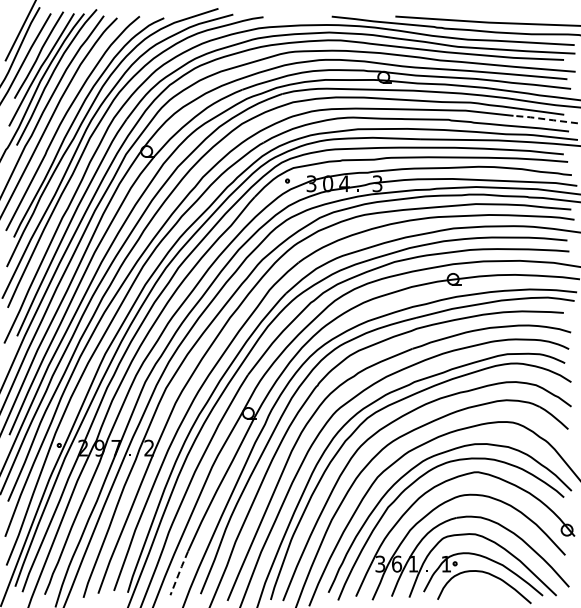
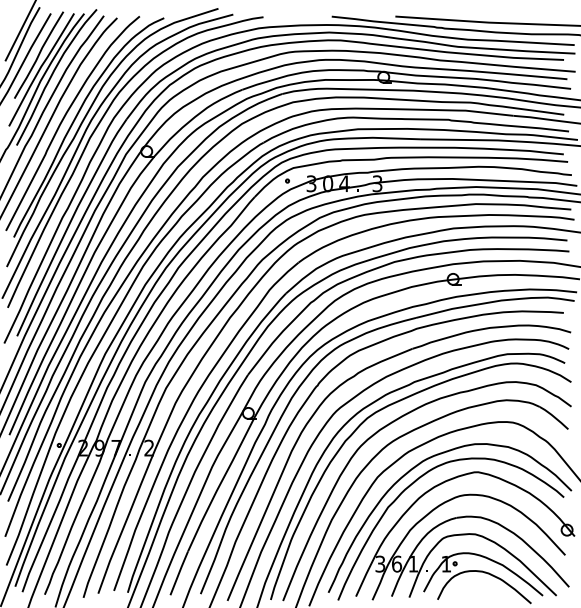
line: dashed -> solid (546, 119)
line: dashed -> solid (179, 573)
